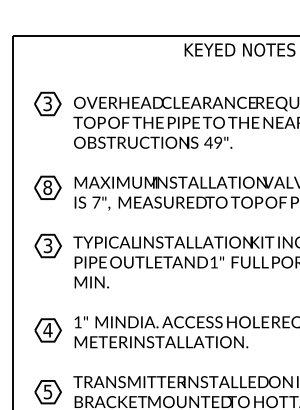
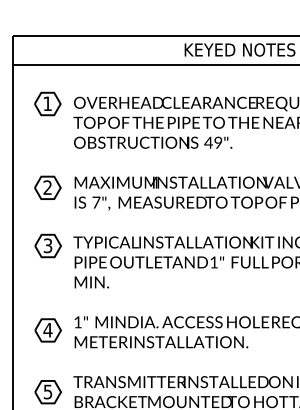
line: none -> present (154, 64)
text: 3 -> 1 (47, 103)
text: 8 -> 2 (47, 187)
